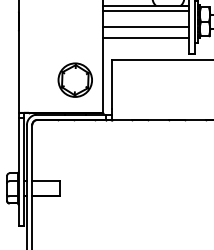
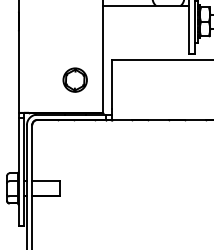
line: present -> none (146, 11)
line: present -> none (146, 27)
line: present -> none (146, 37)
part size: 36x36 px -> 26x26 px (74, 79)
